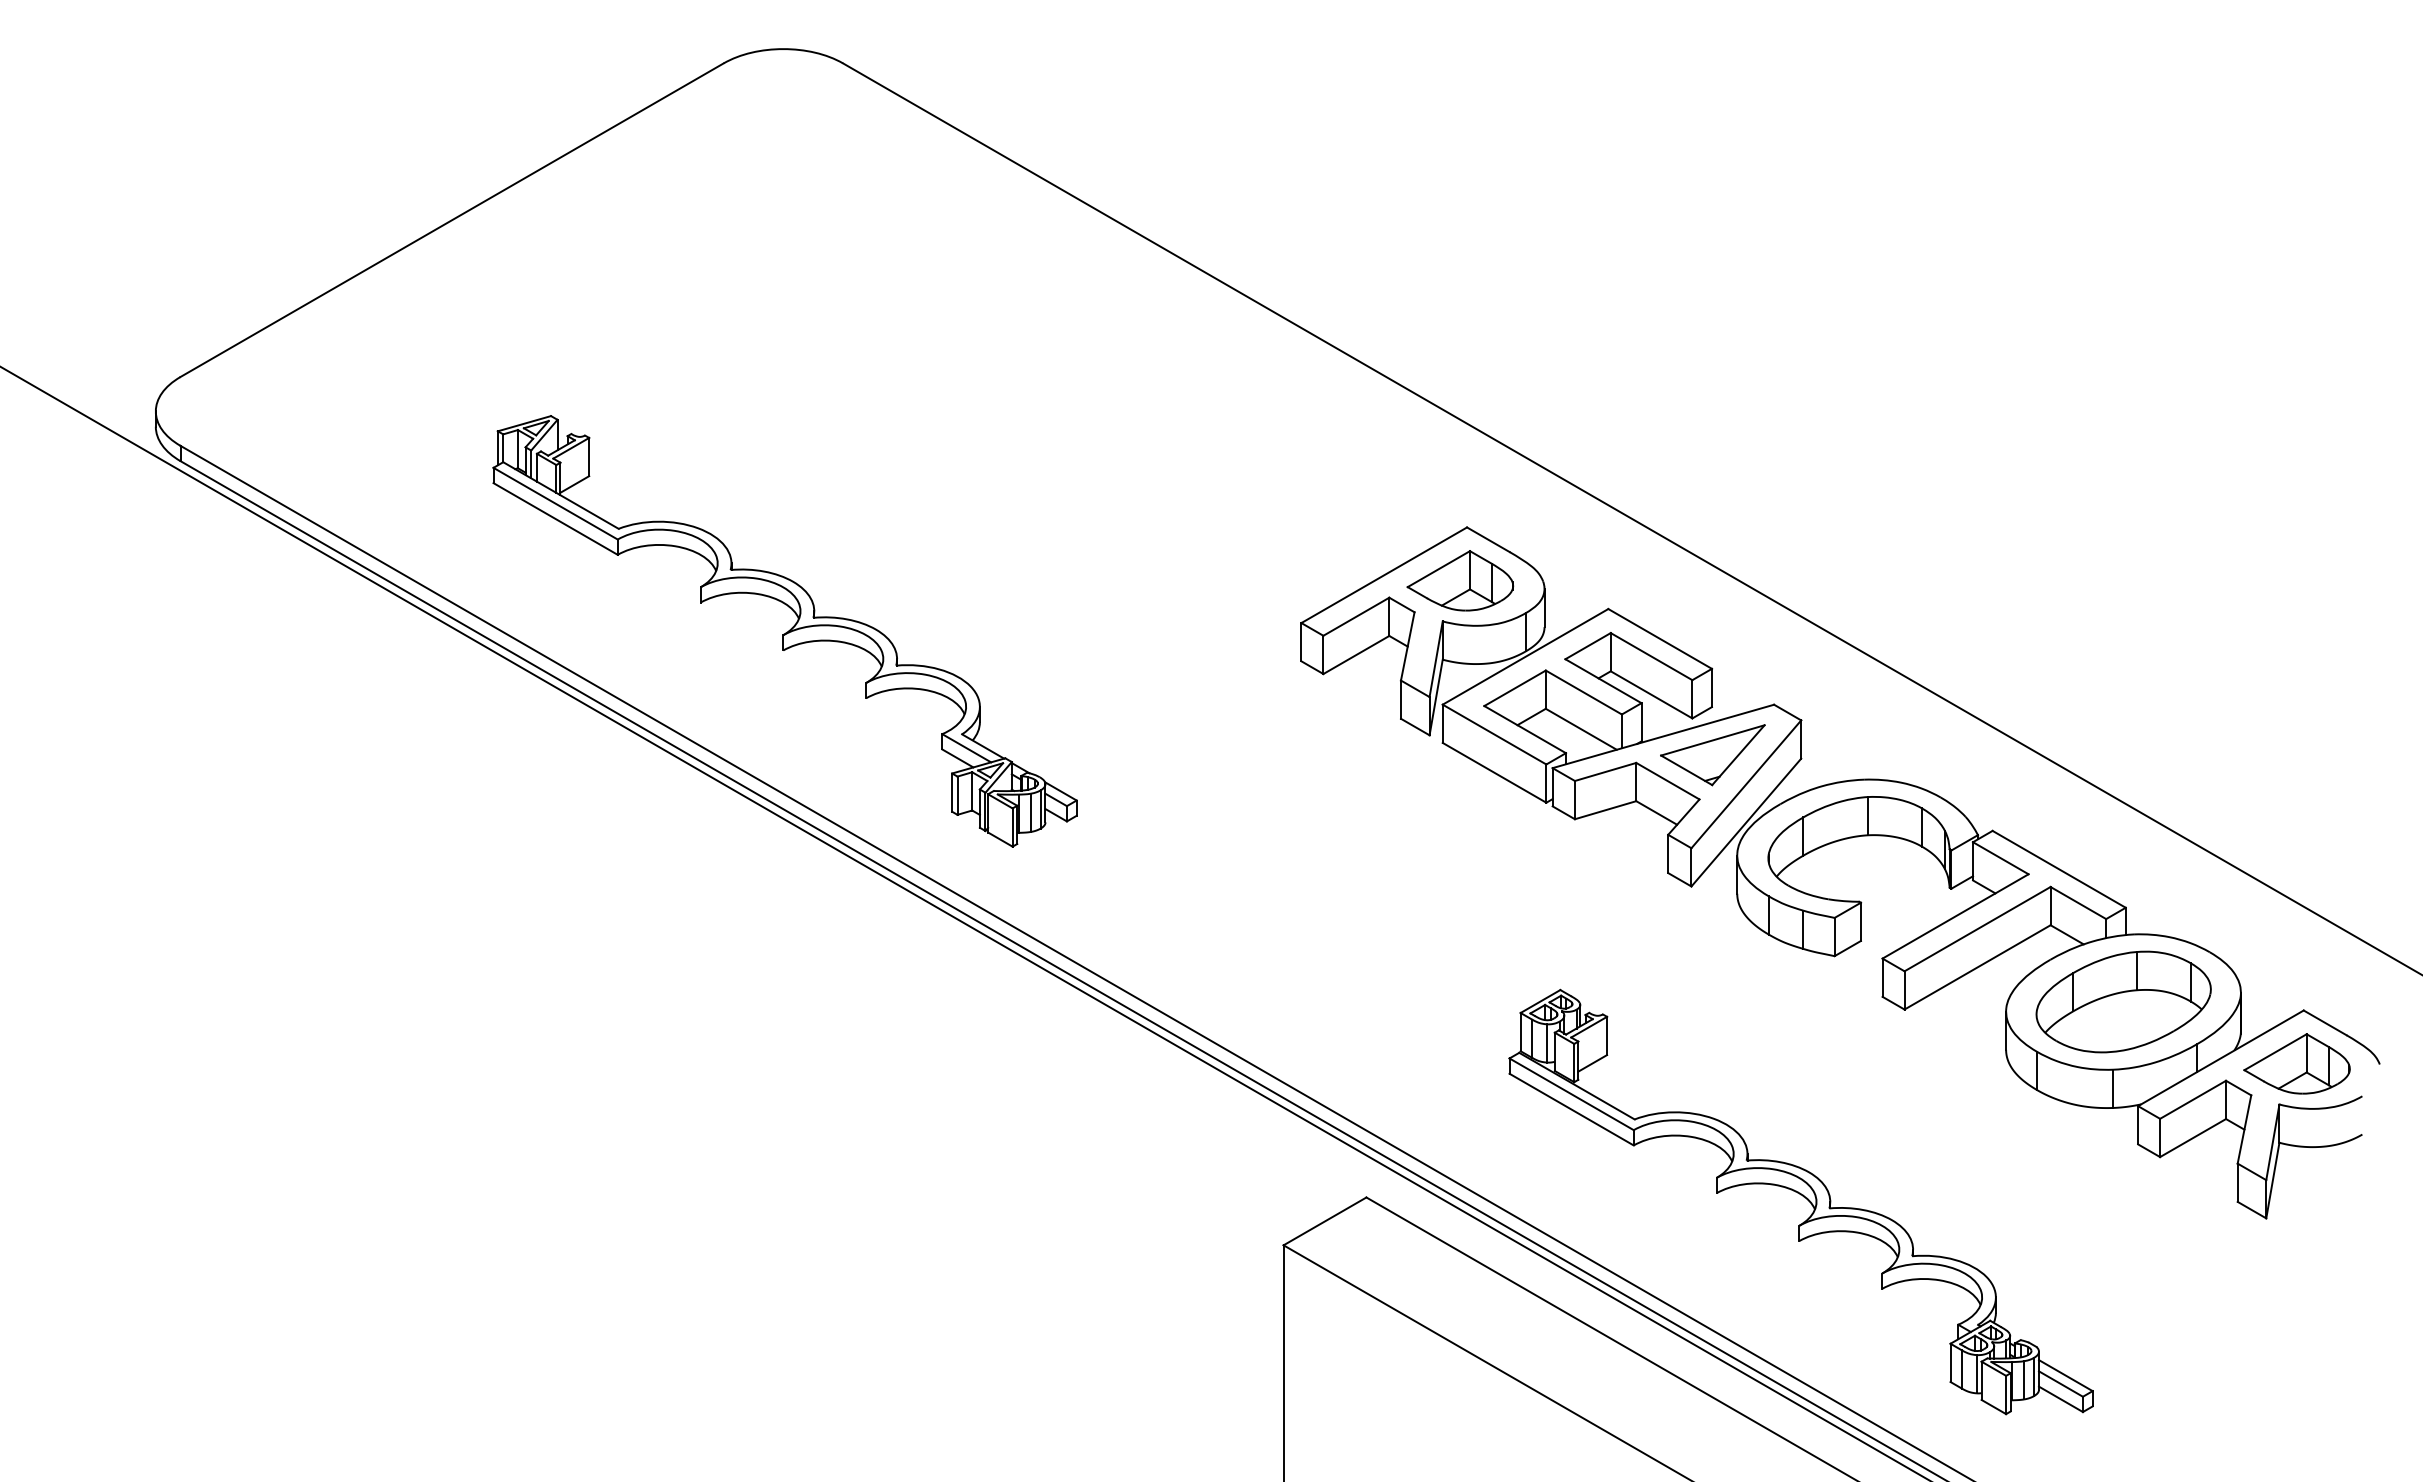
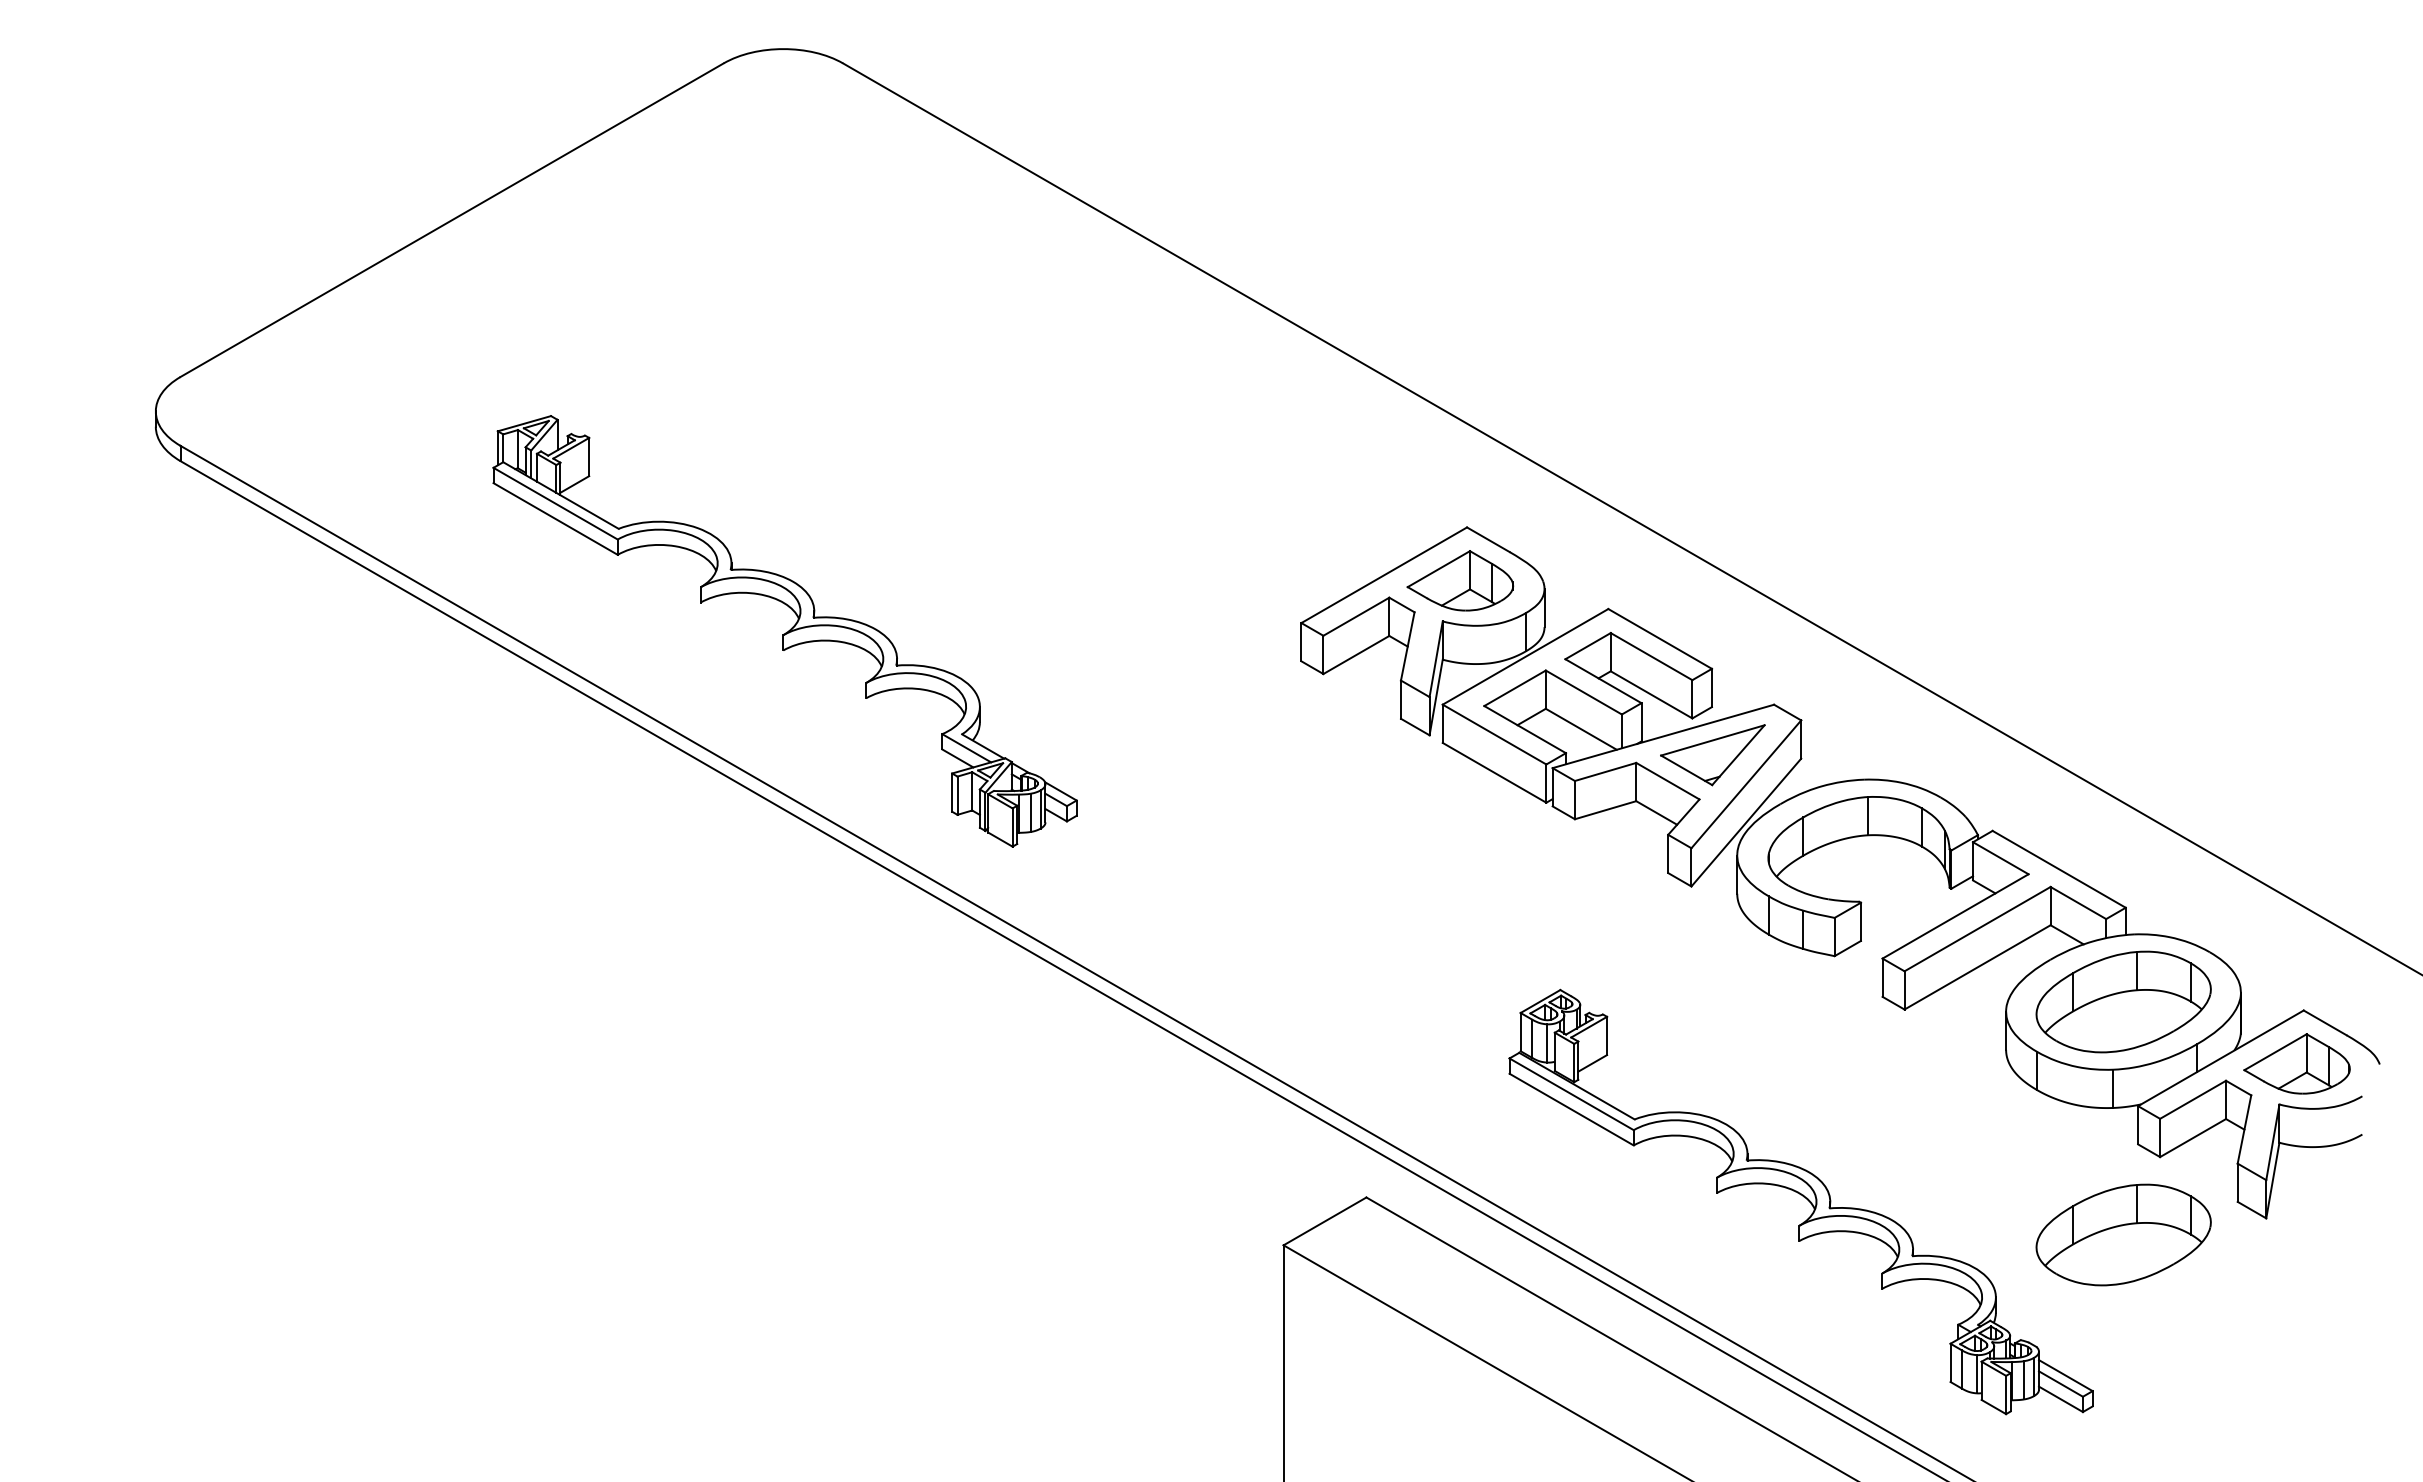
line: present -> none (964, 922)
part: none -> present (2123, 1234)
